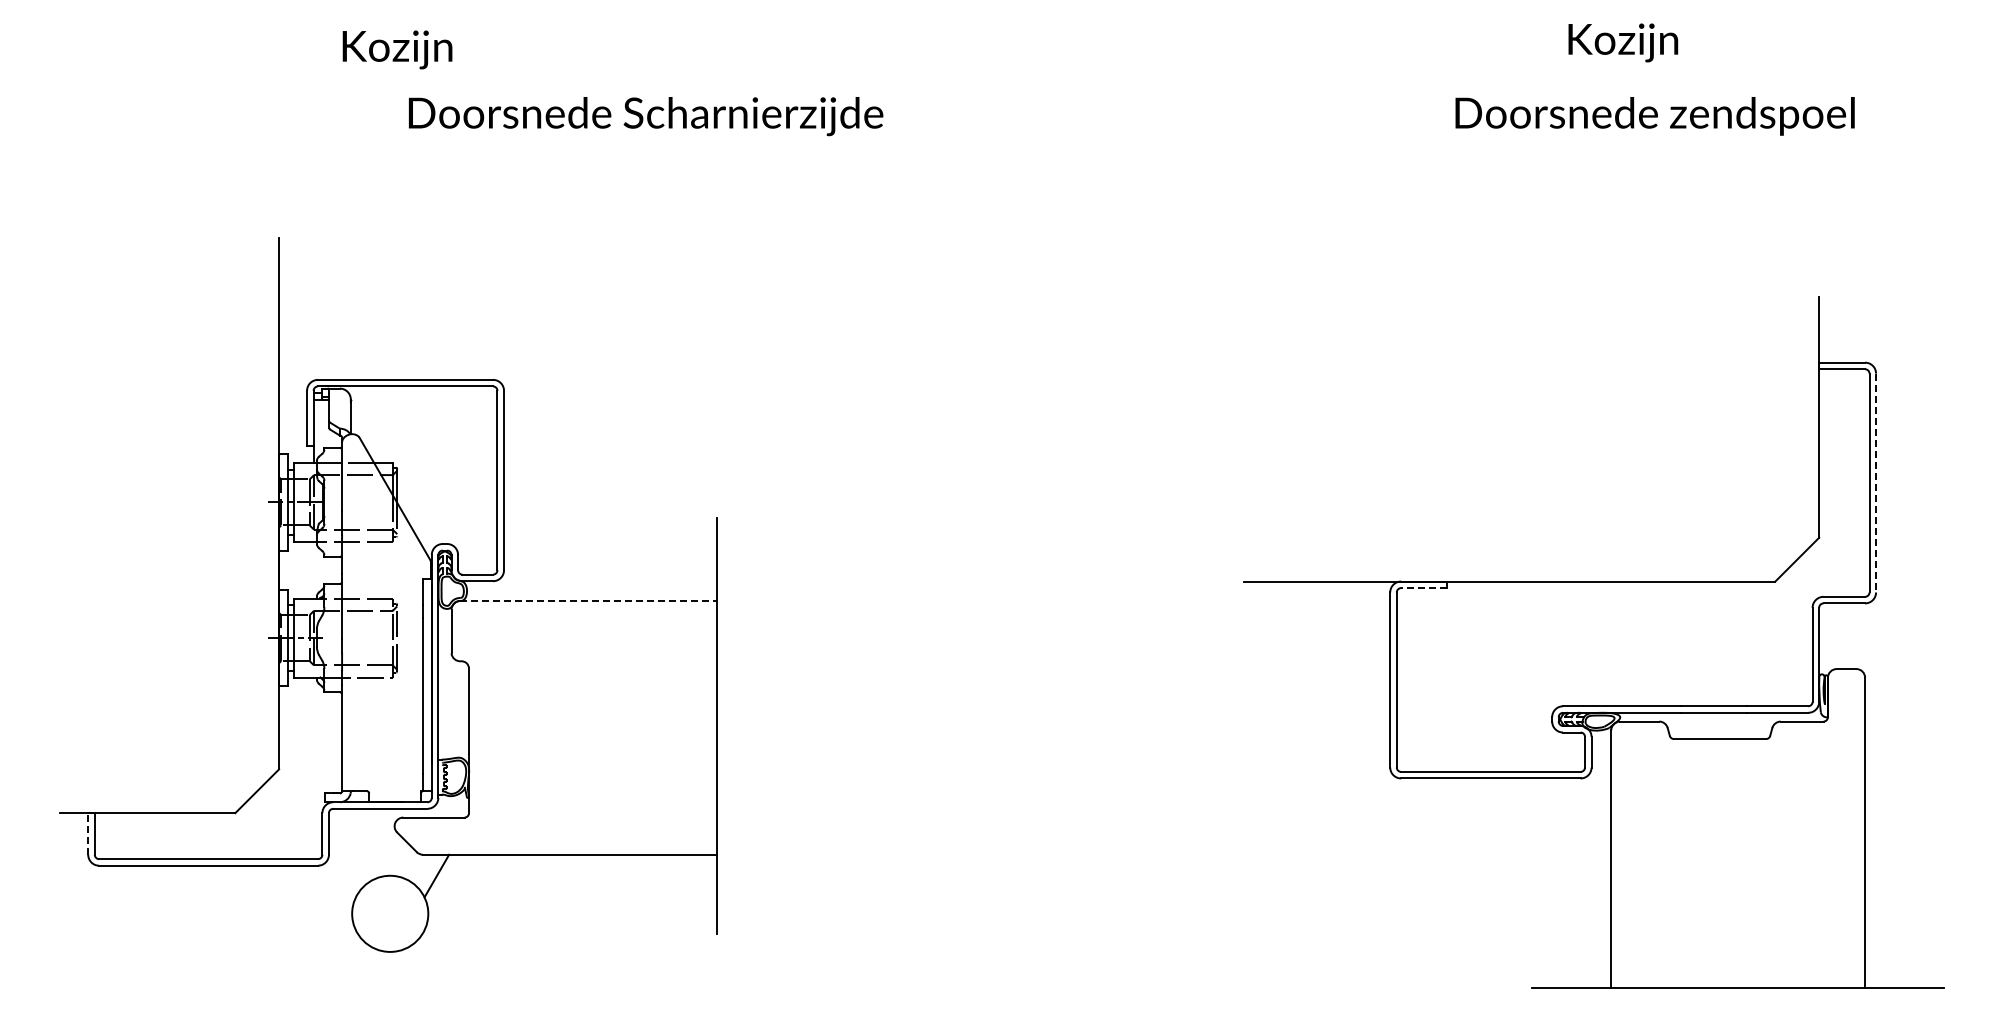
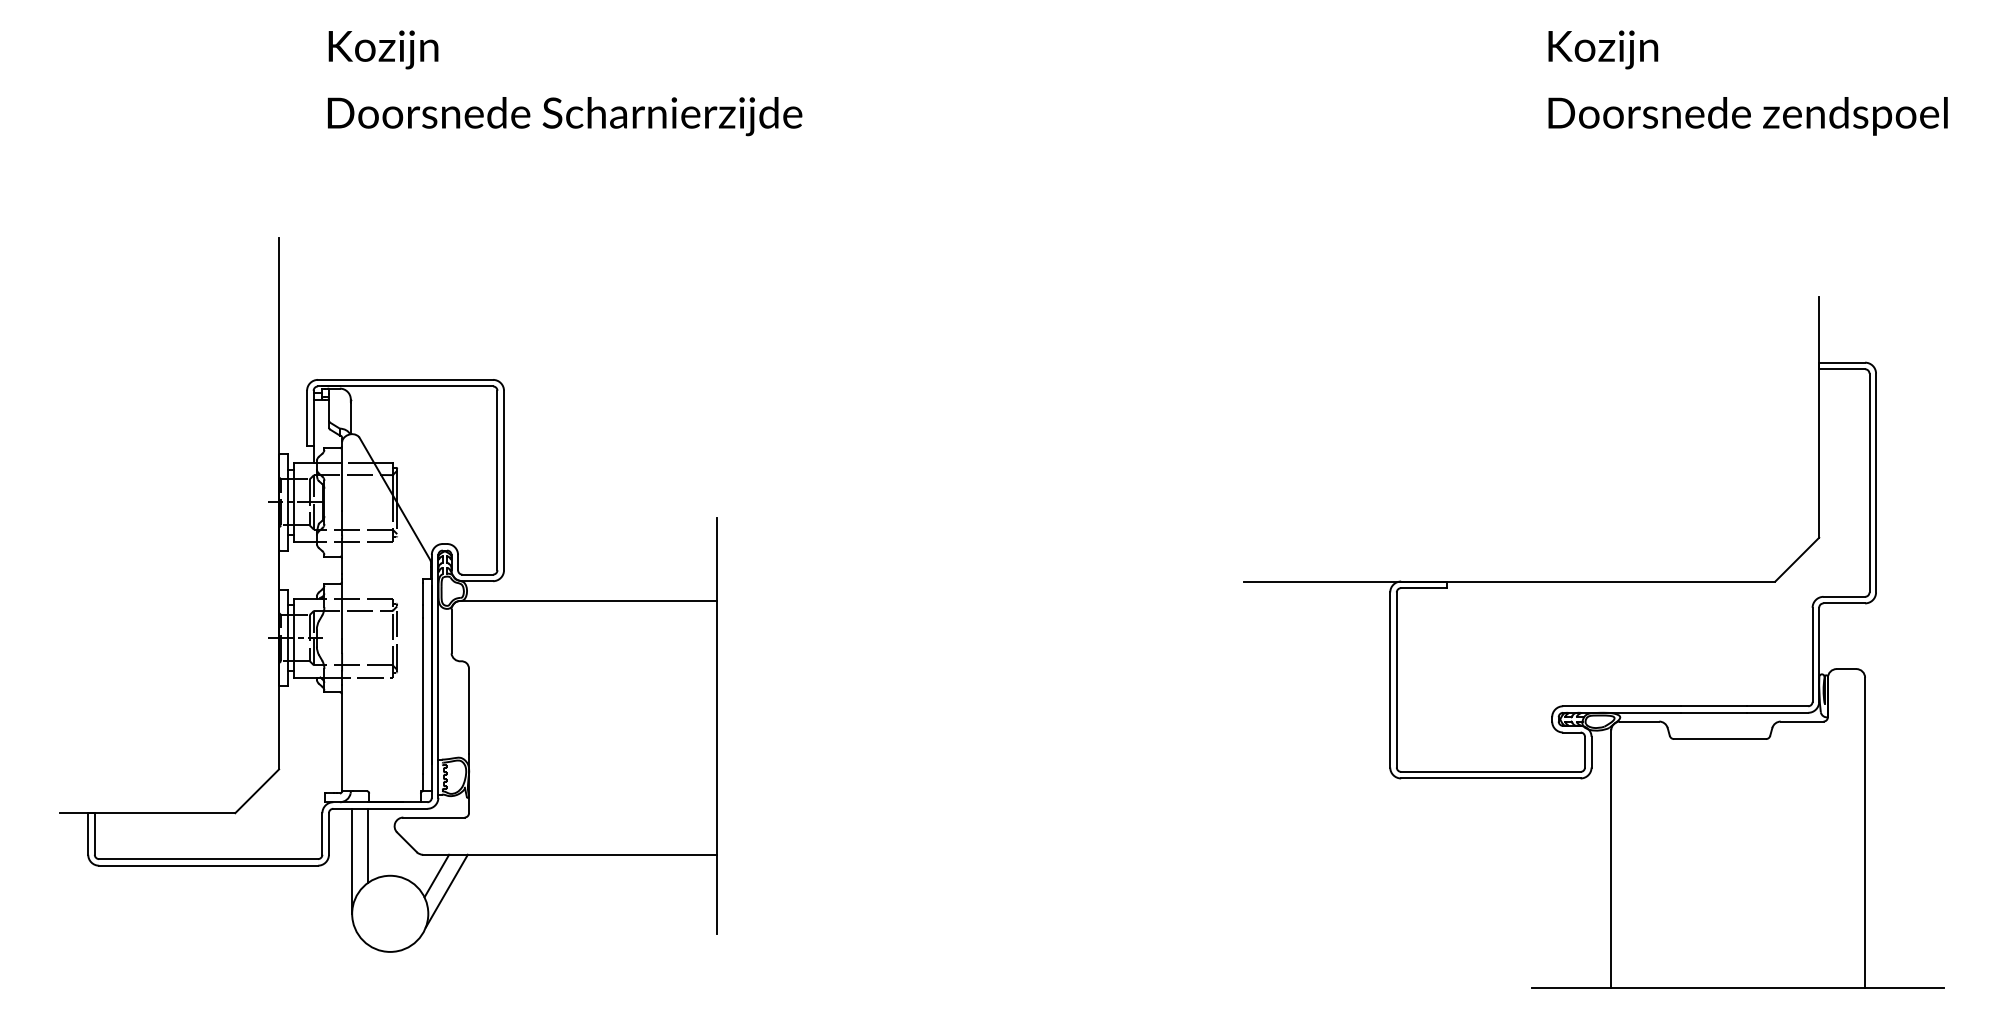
text position: (1623, 42) -> (1603, 49) (1603, 49)
text position: (397, 49) -> (383, 49) (383, 49)
text position: (646, 116) -> (565, 116) (565, 116)
text position: (1654, 116) -> (1747, 116) (1747, 116)
line: dashed -> solid (1876, 483)
line: dashed -> solid (1424, 588)
line: dashed -> solid (588, 600)
line: dashed -> solid (88, 833)
line: none -> present (368, 845)
line: none -> present (352, 860)
line: none -> present (446, 890)
